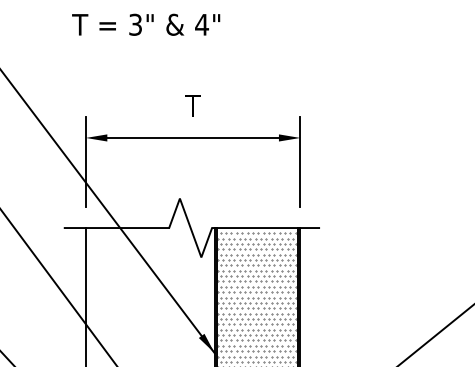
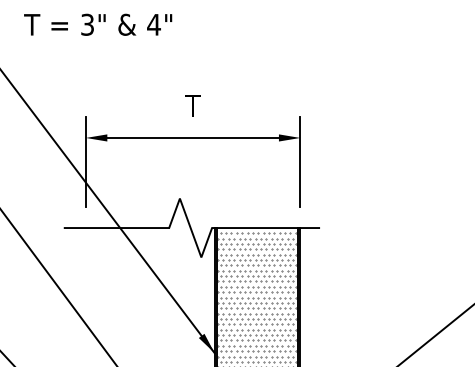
text position: (146, 24) -> (98, 24) (98, 24)
line: present -> none (85, 295)
